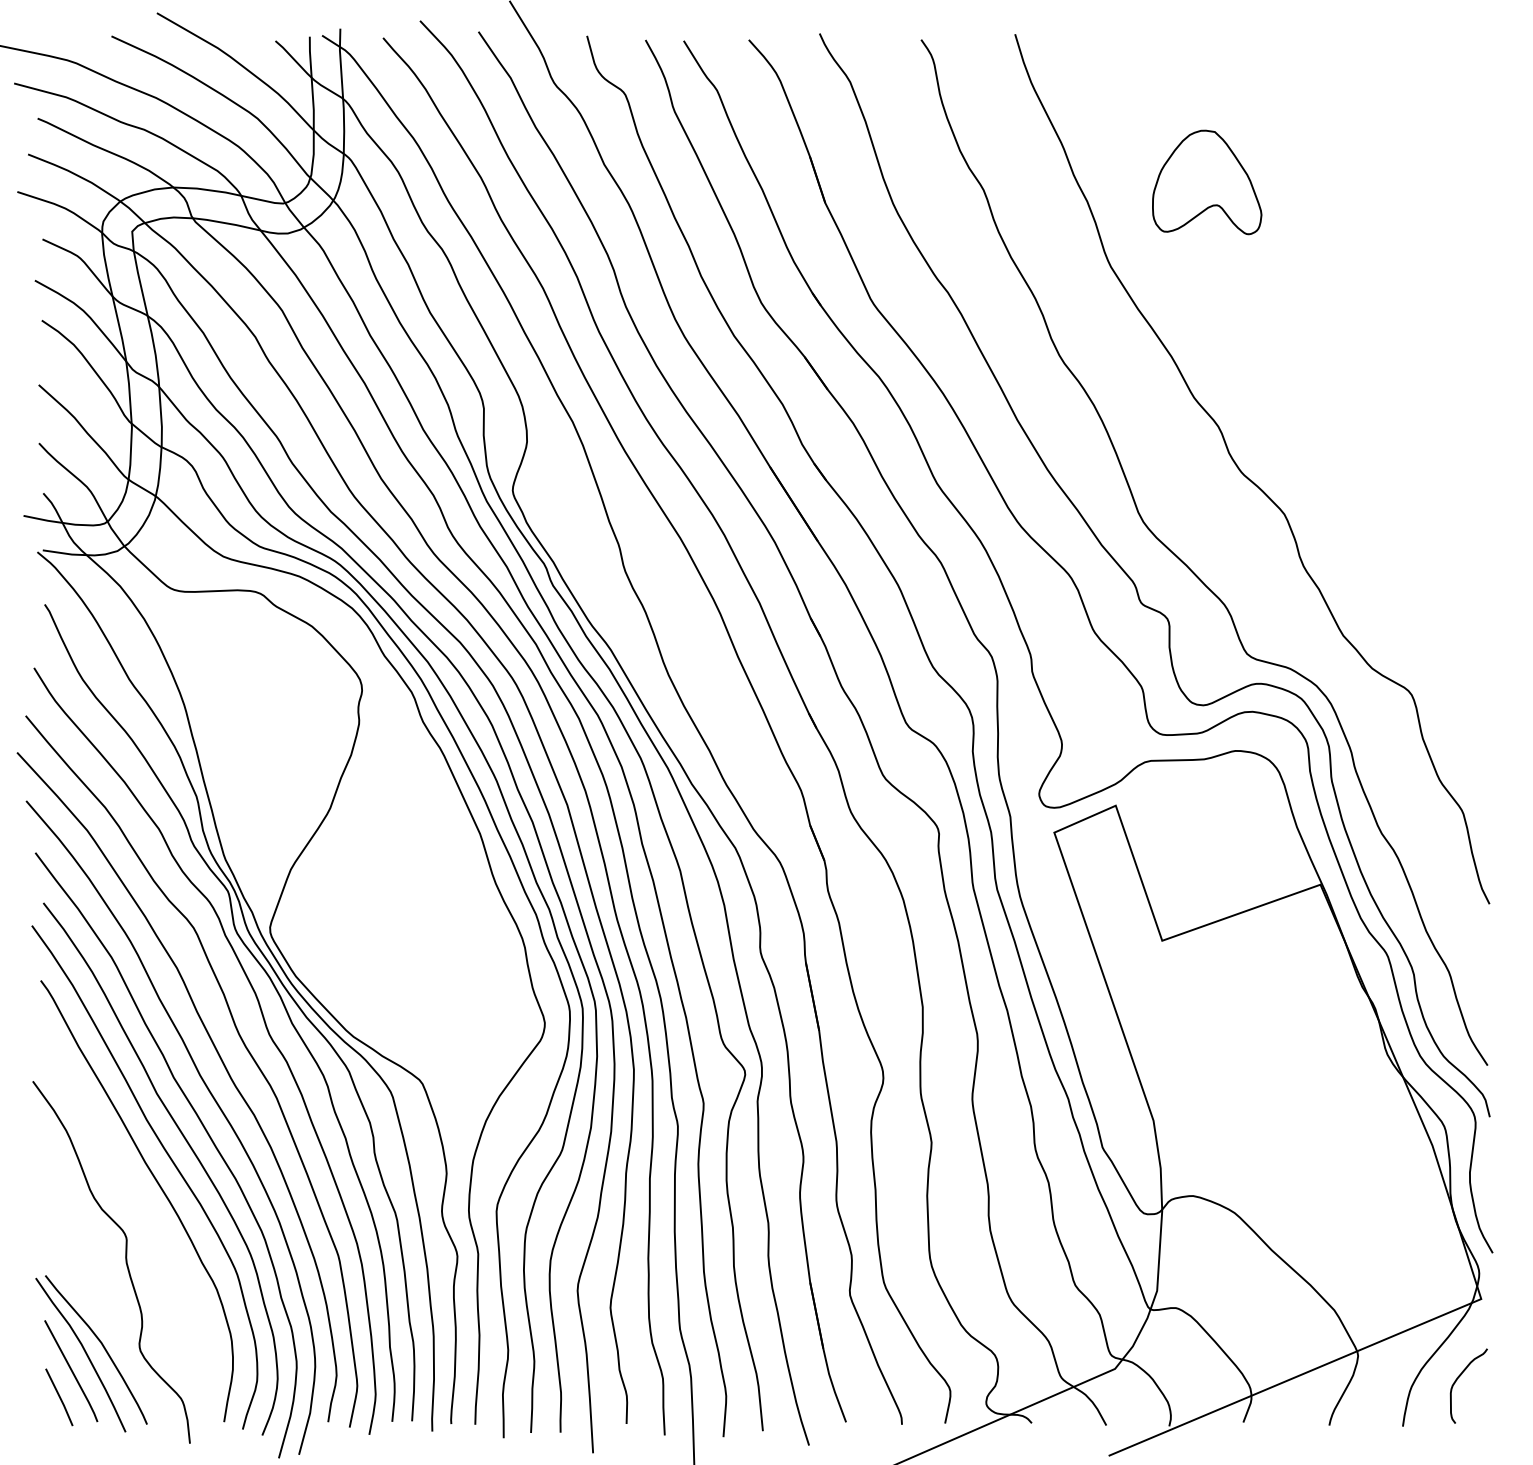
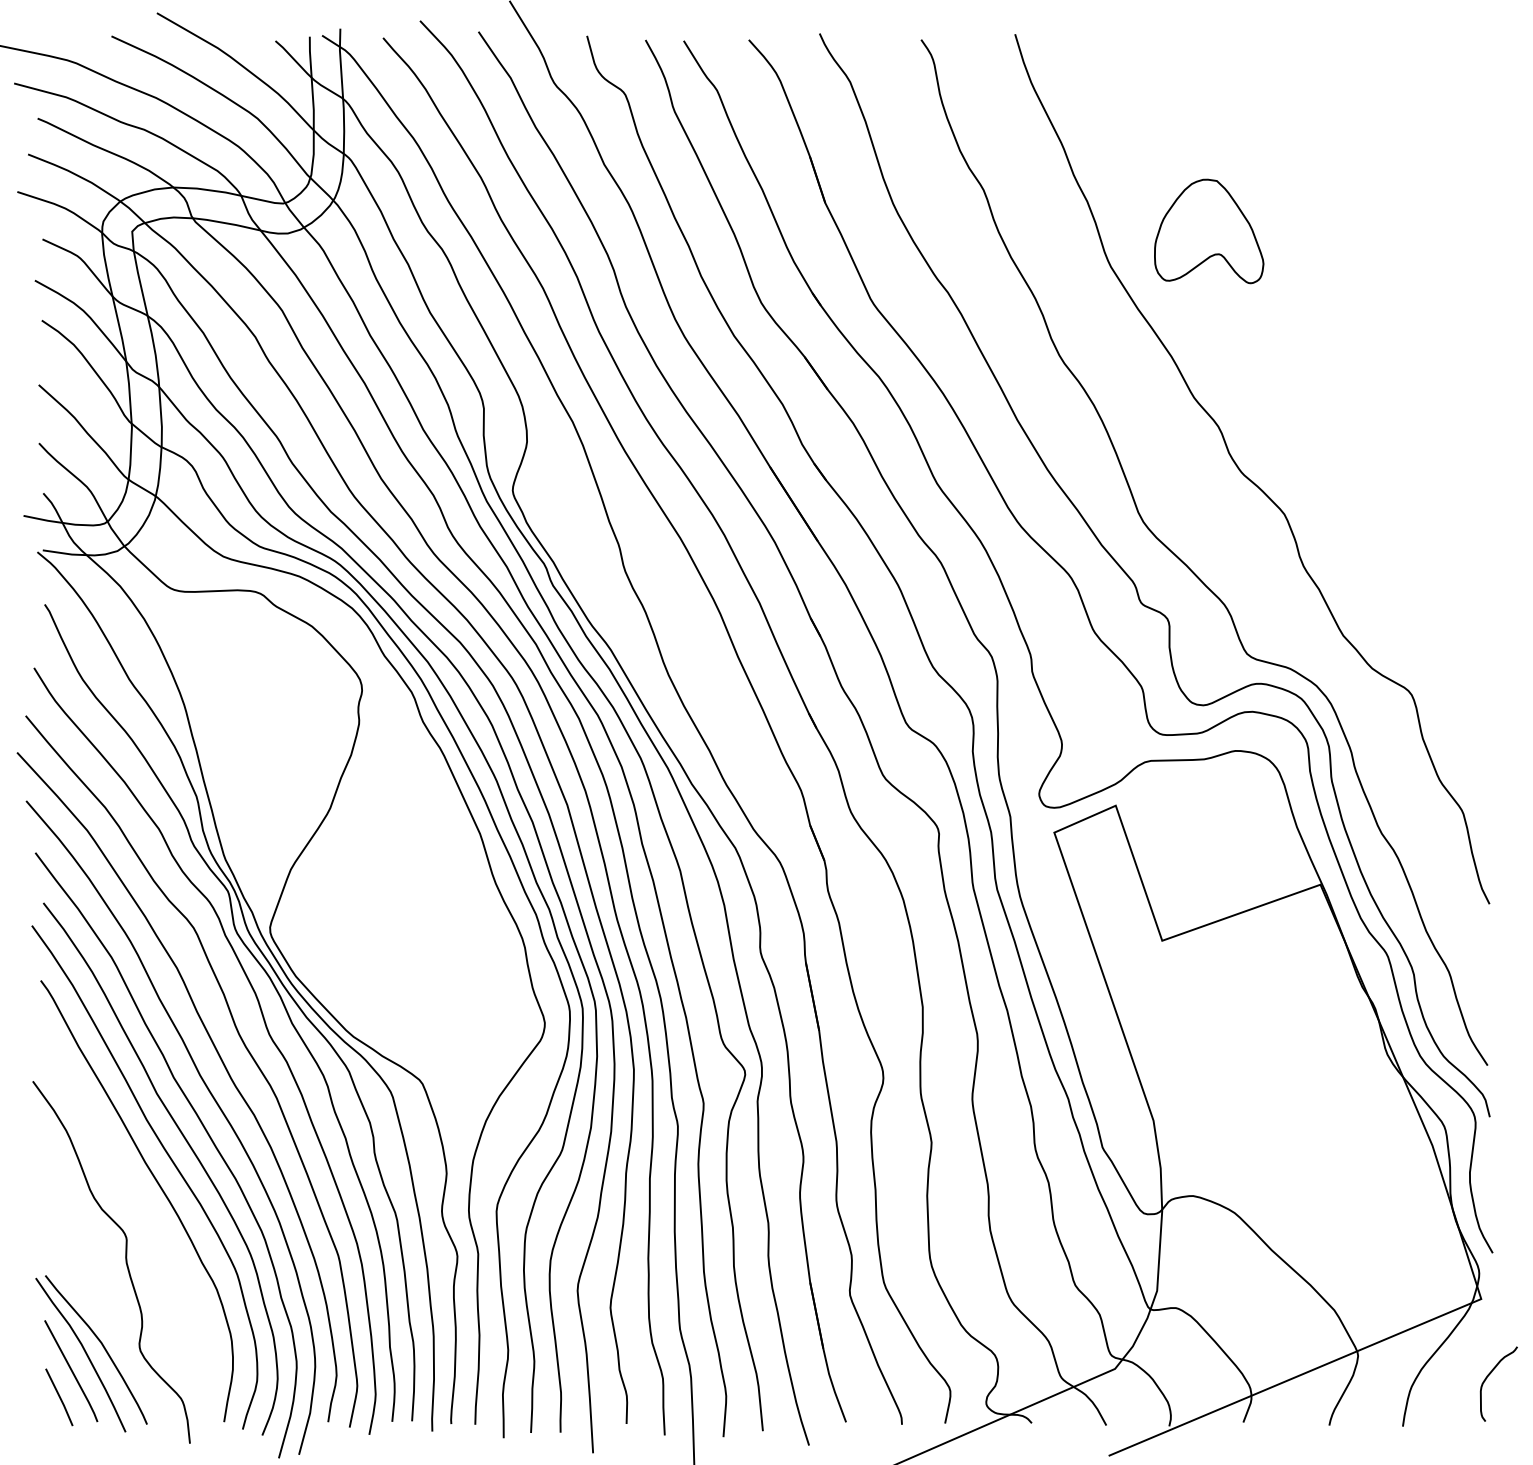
part position: (1207, 182) -> (1209, 231) (1209, 231)
curve position: (1460, 1376) -> (1490, 1374) (1490, 1374)
